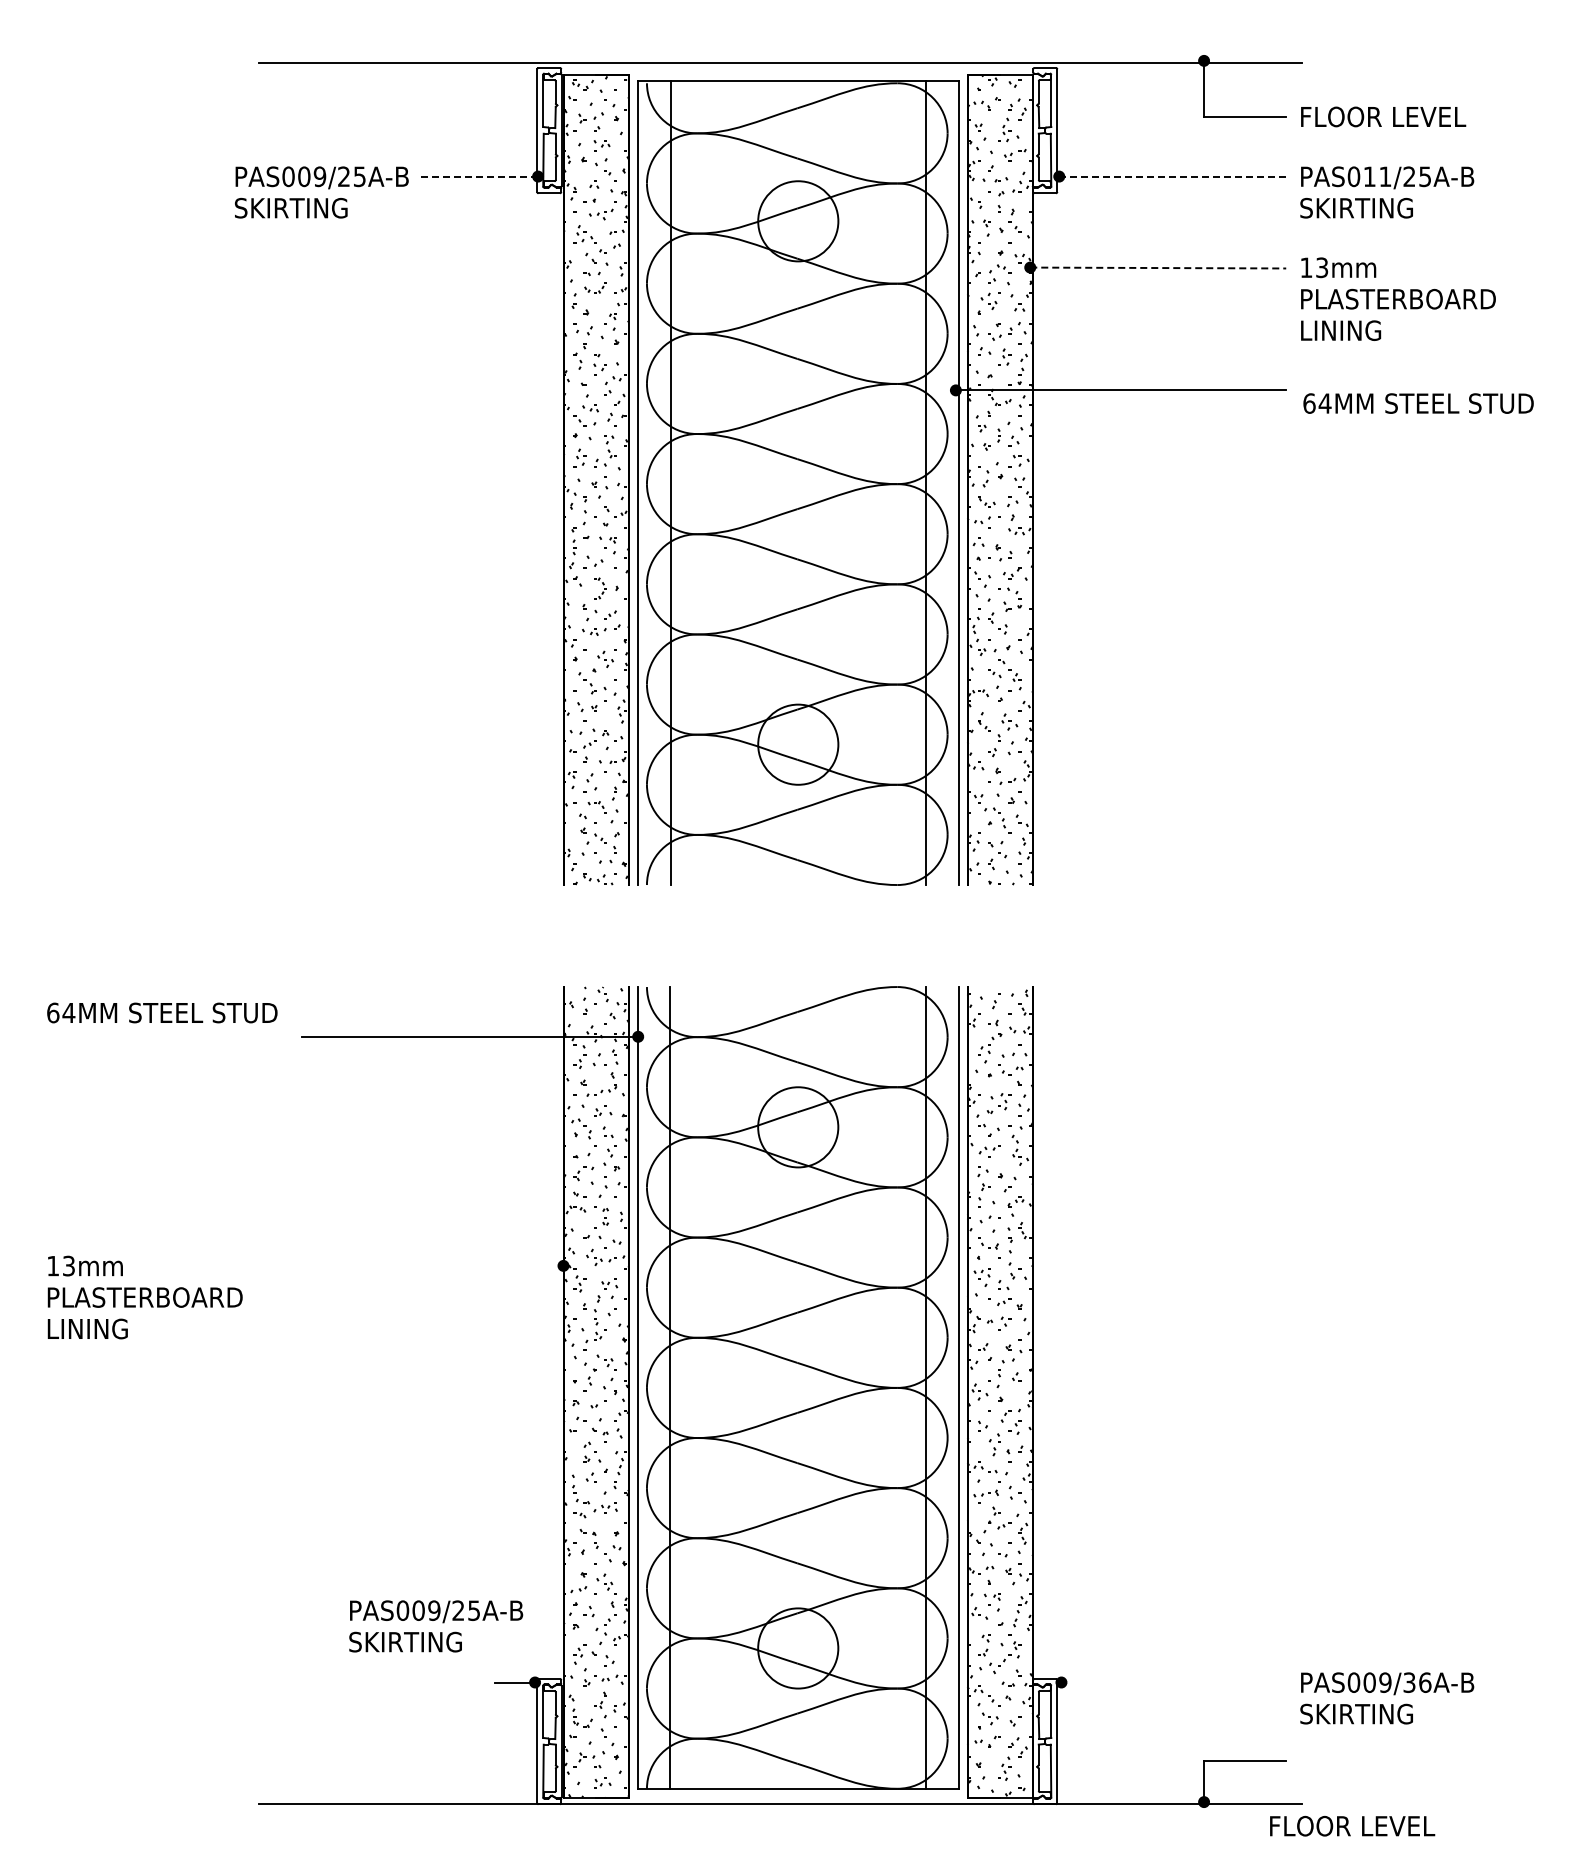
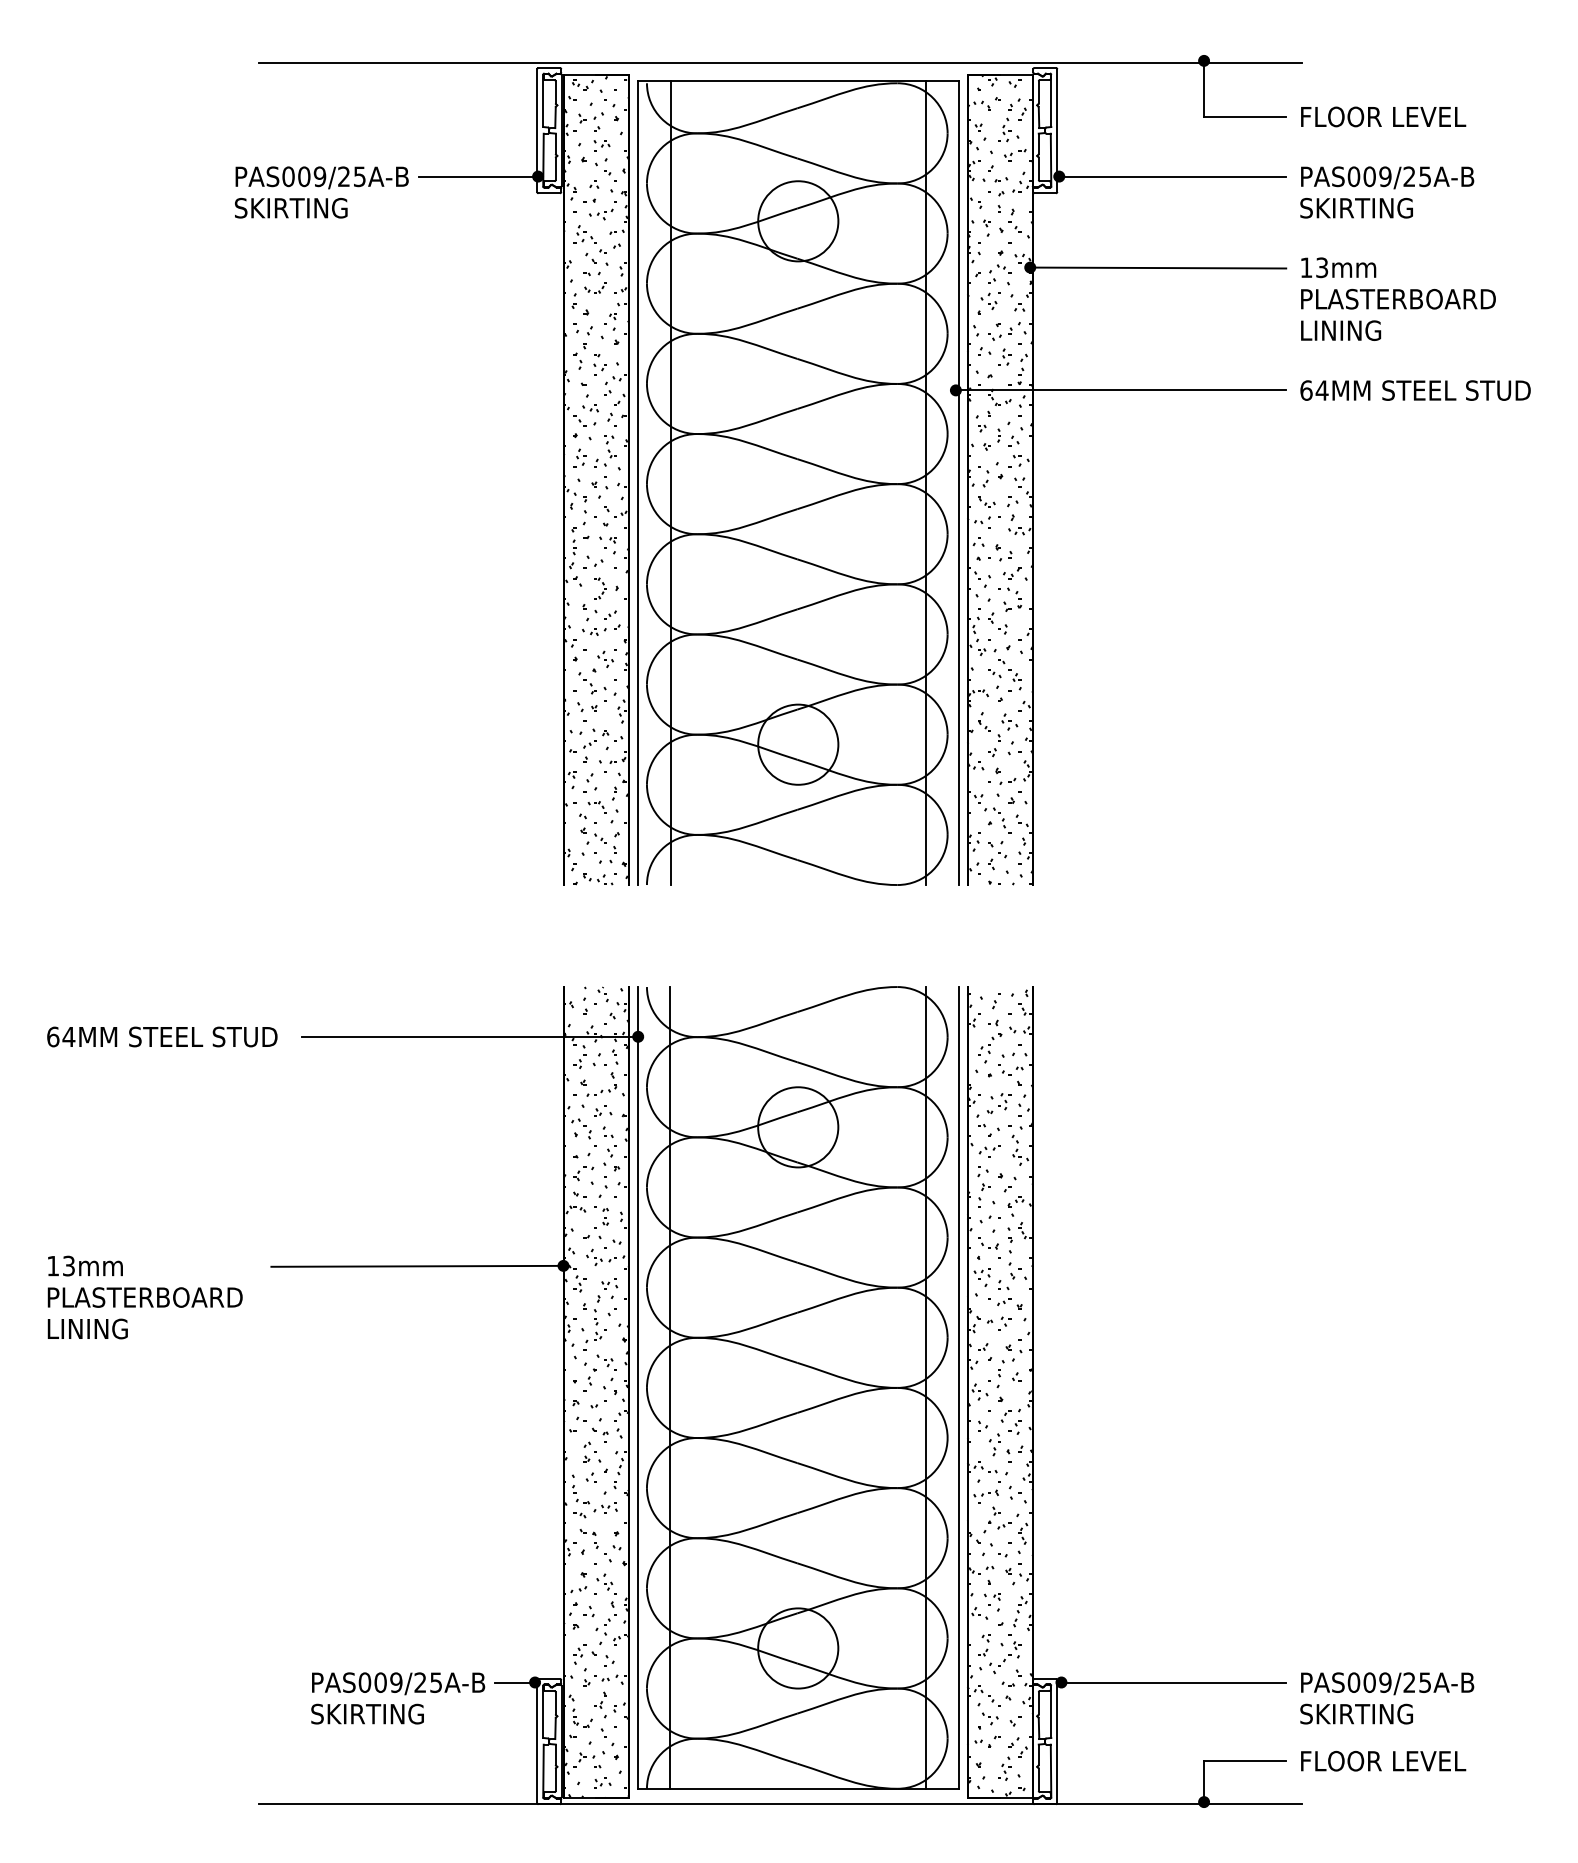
line: dashed -> solid (478, 176)
line: dashed -> solid (1173, 176)
text: PAS011/25A-B -> PAS009/25A-B (1377, 176)
line: dashed -> solid (1158, 268)
text position: (1418, 403) -> (1415, 390) (1415, 390)
text position: (162, 1012) -> (162, 1036) (162, 1036)
line: none -> present (417, 1265)
text position: (436, 1626) -> (398, 1698) (398, 1698)
line: none -> present (1173, 1682)
text: PAS009/36A-B -> PAS009/25A-B (1417, 1682)
text position: (1352, 1825) -> (1383, 1760) (1383, 1760)
